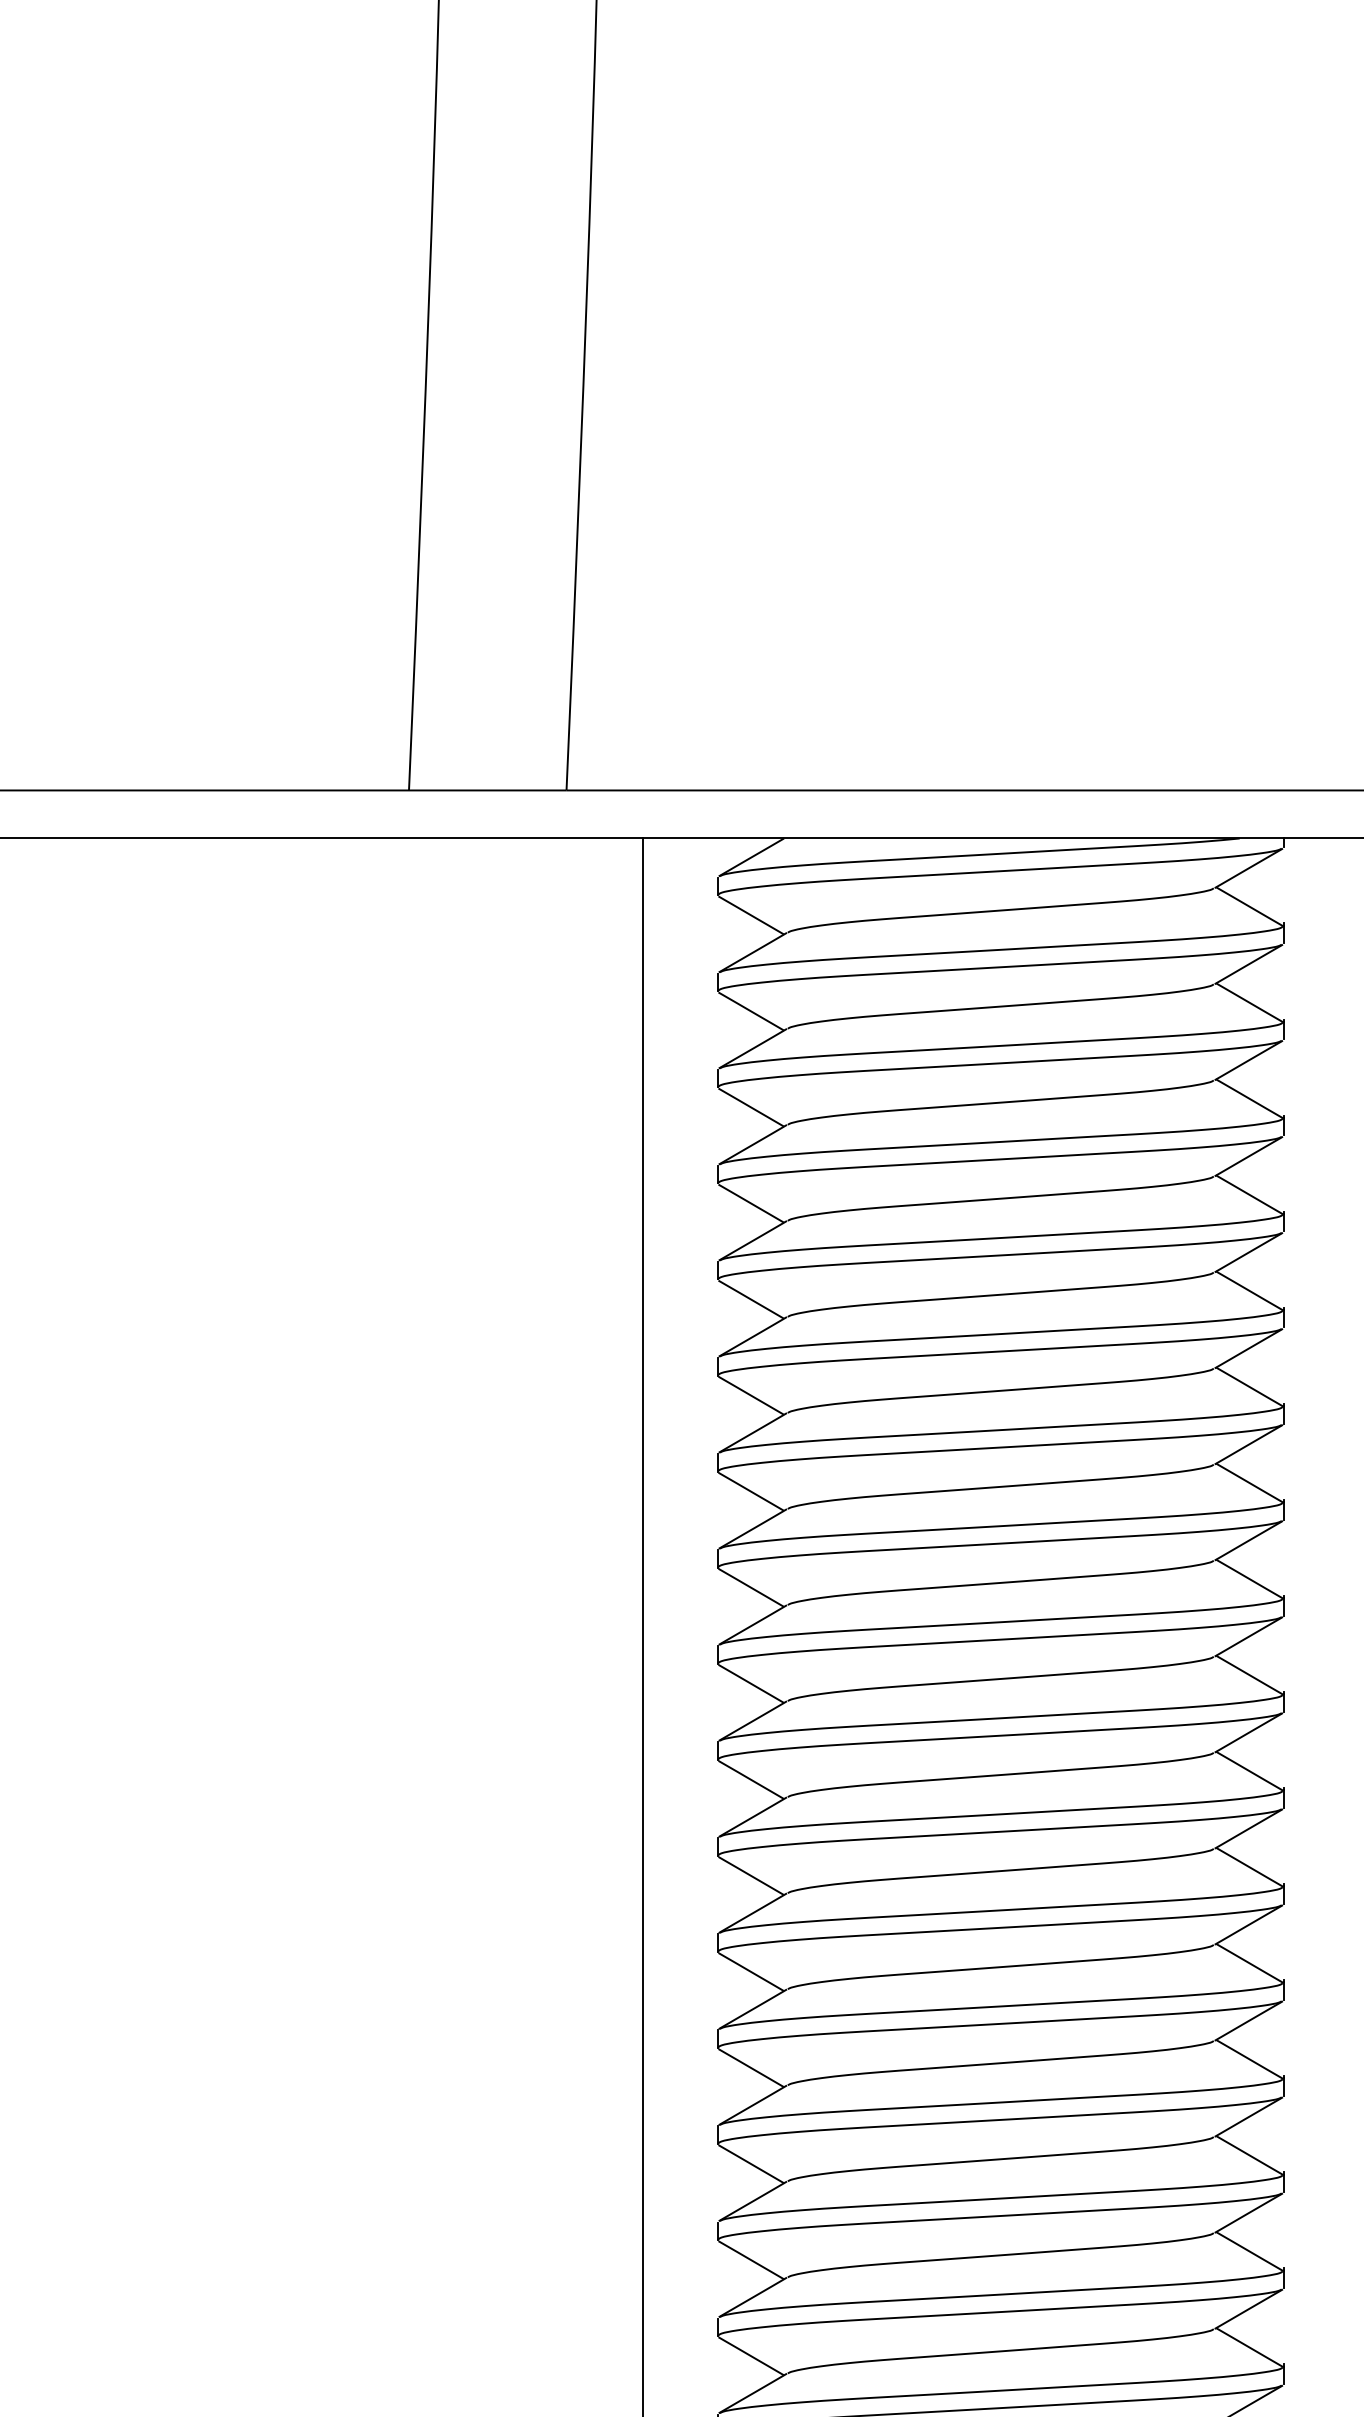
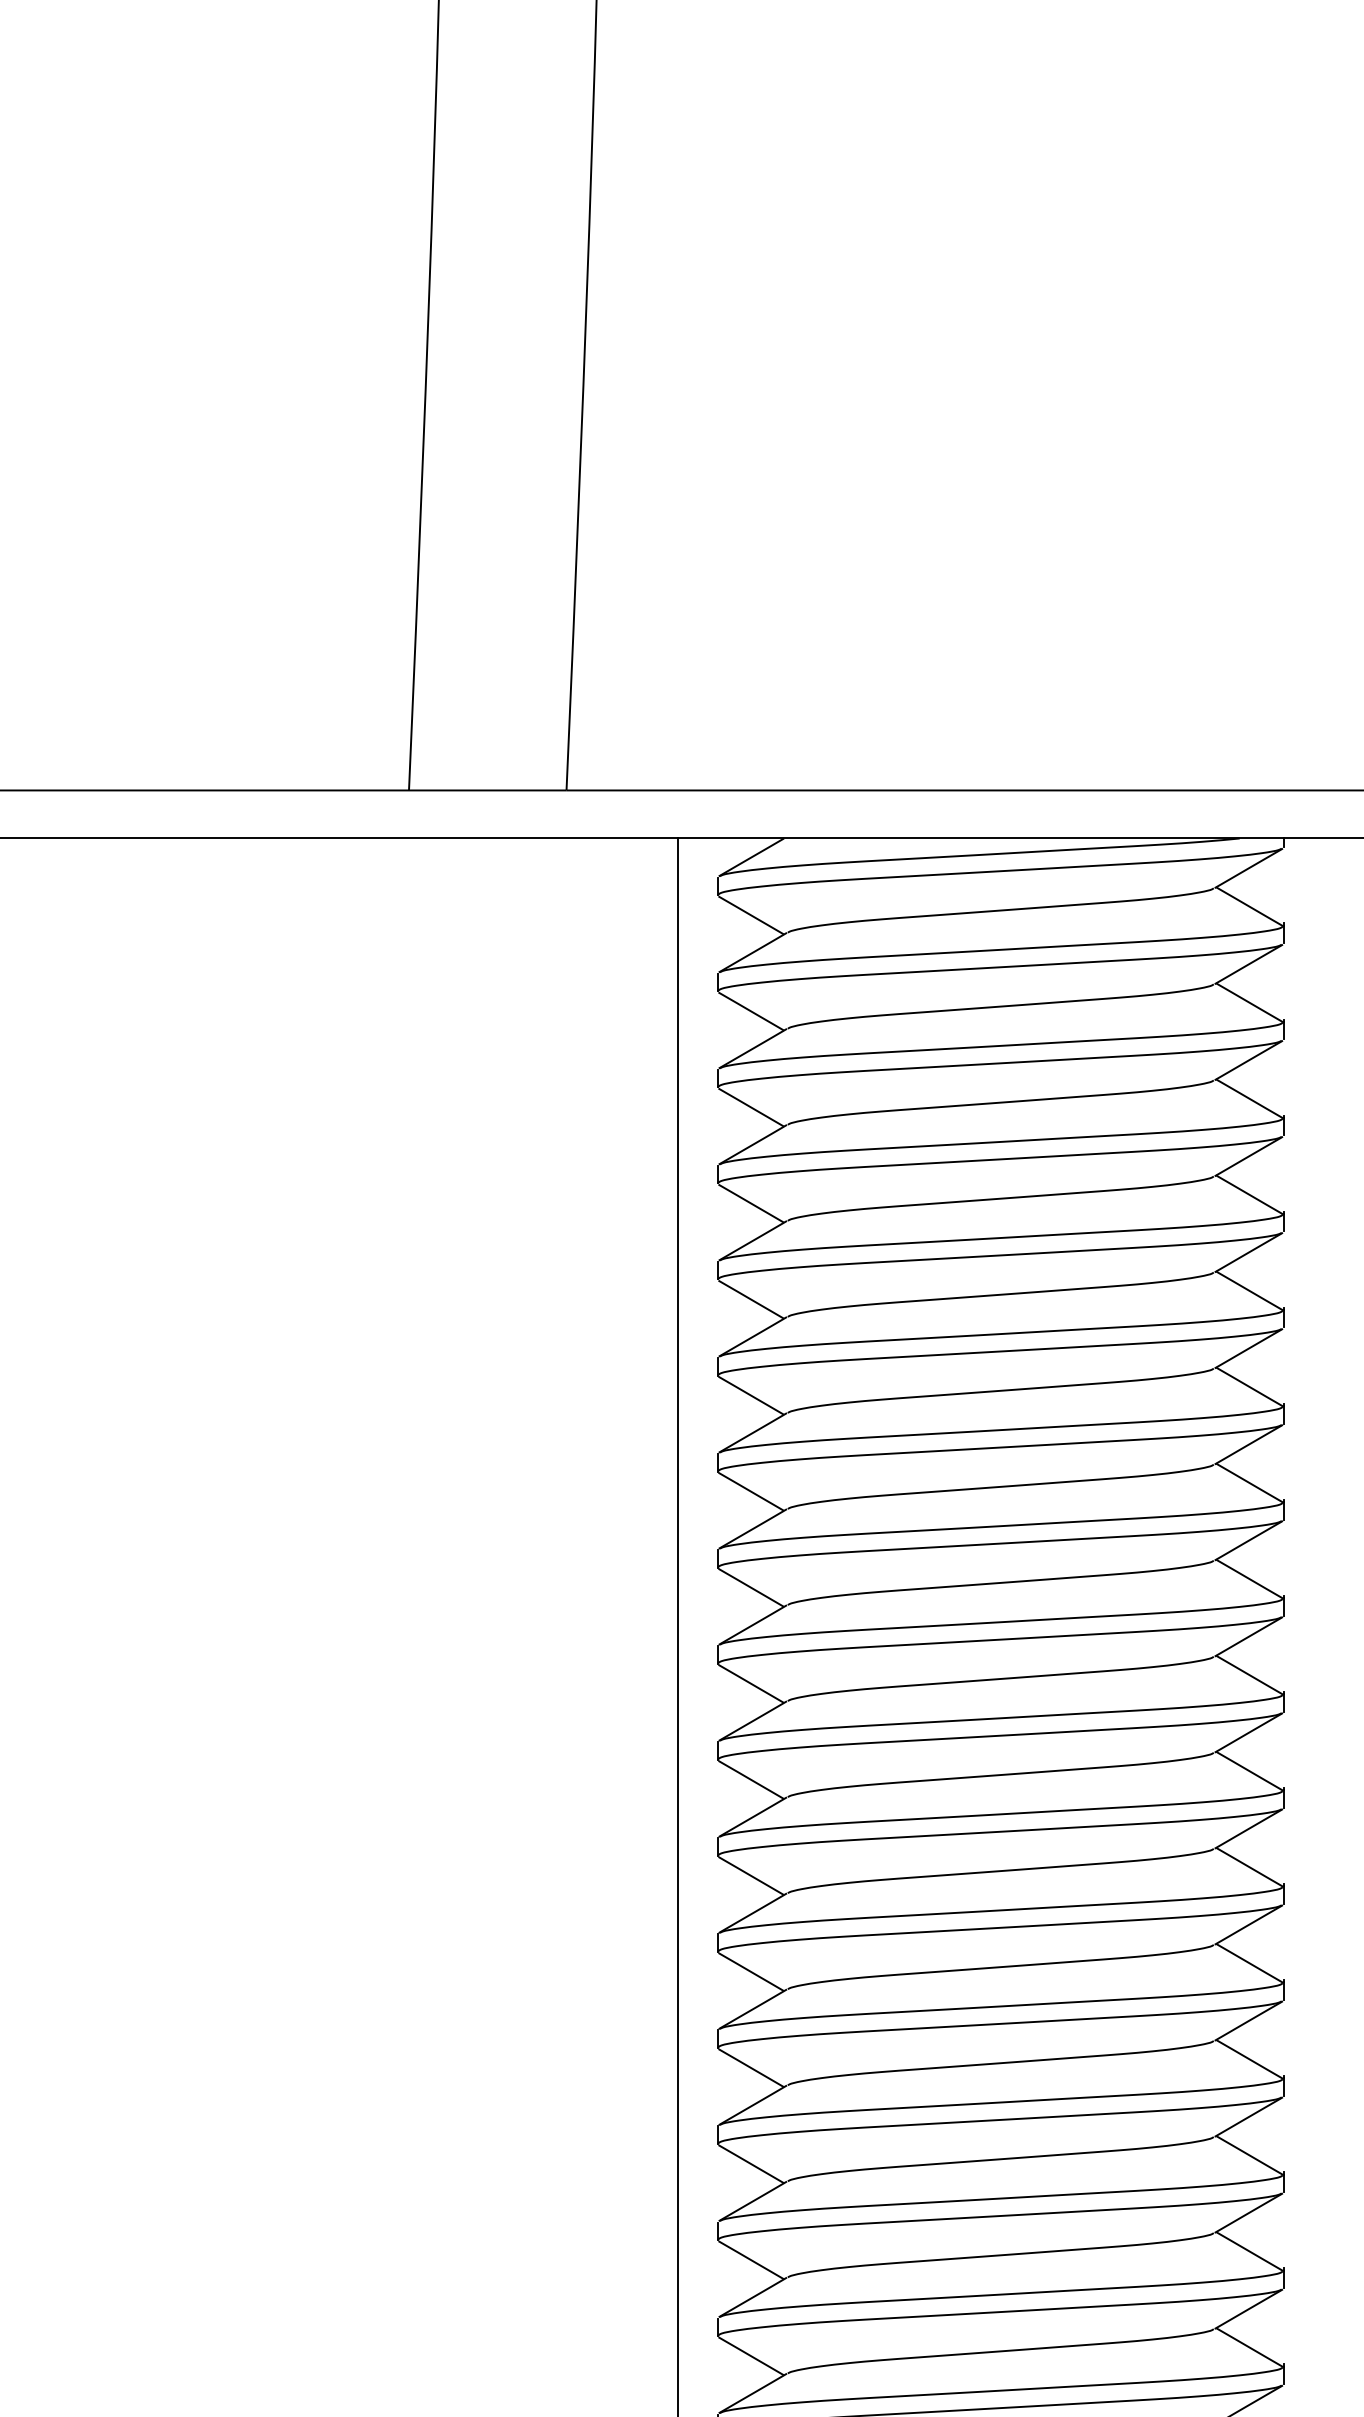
line position: (642, 1625) -> (677, 1625) (677, 1625)
